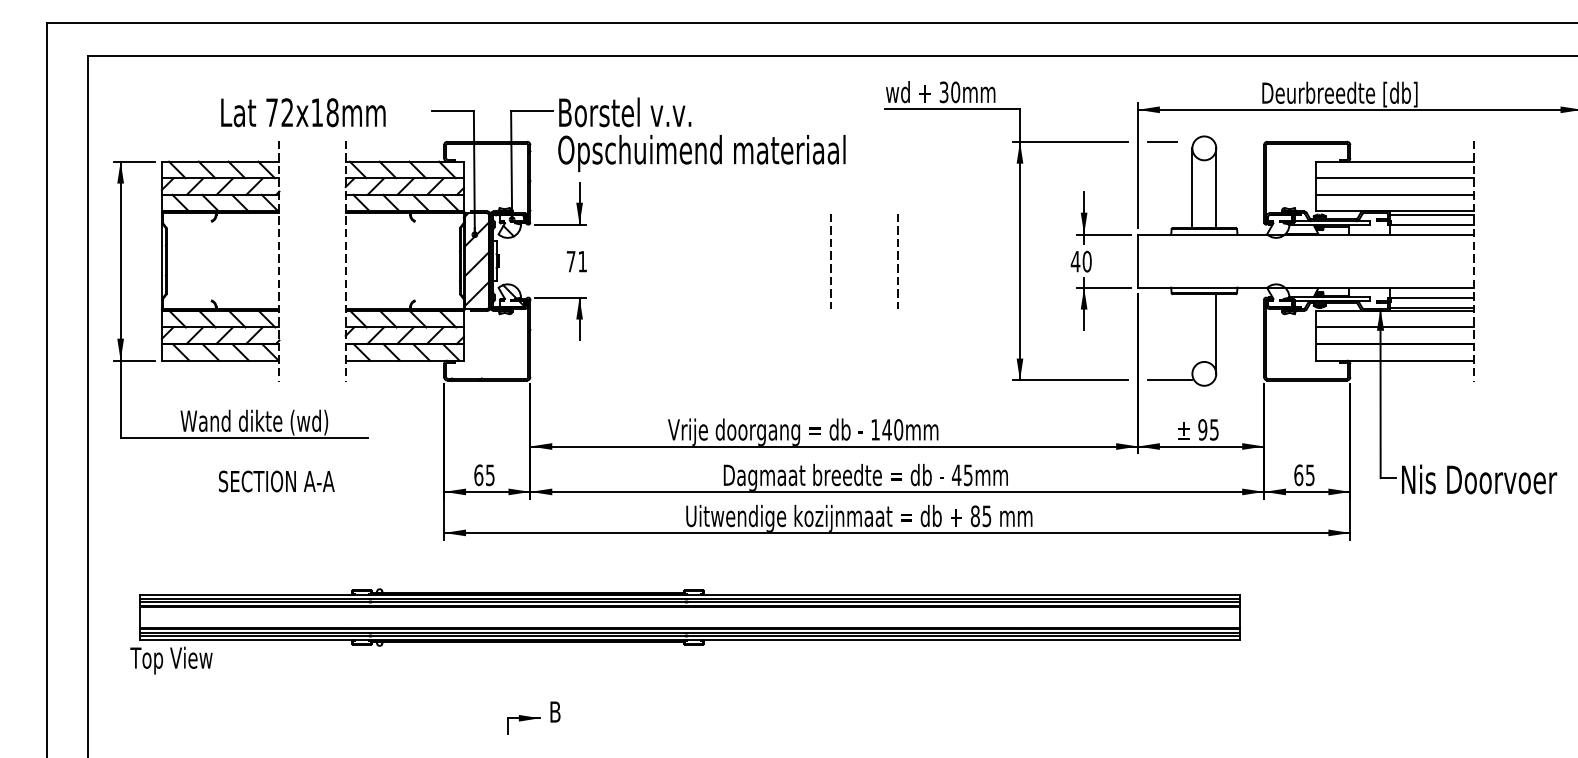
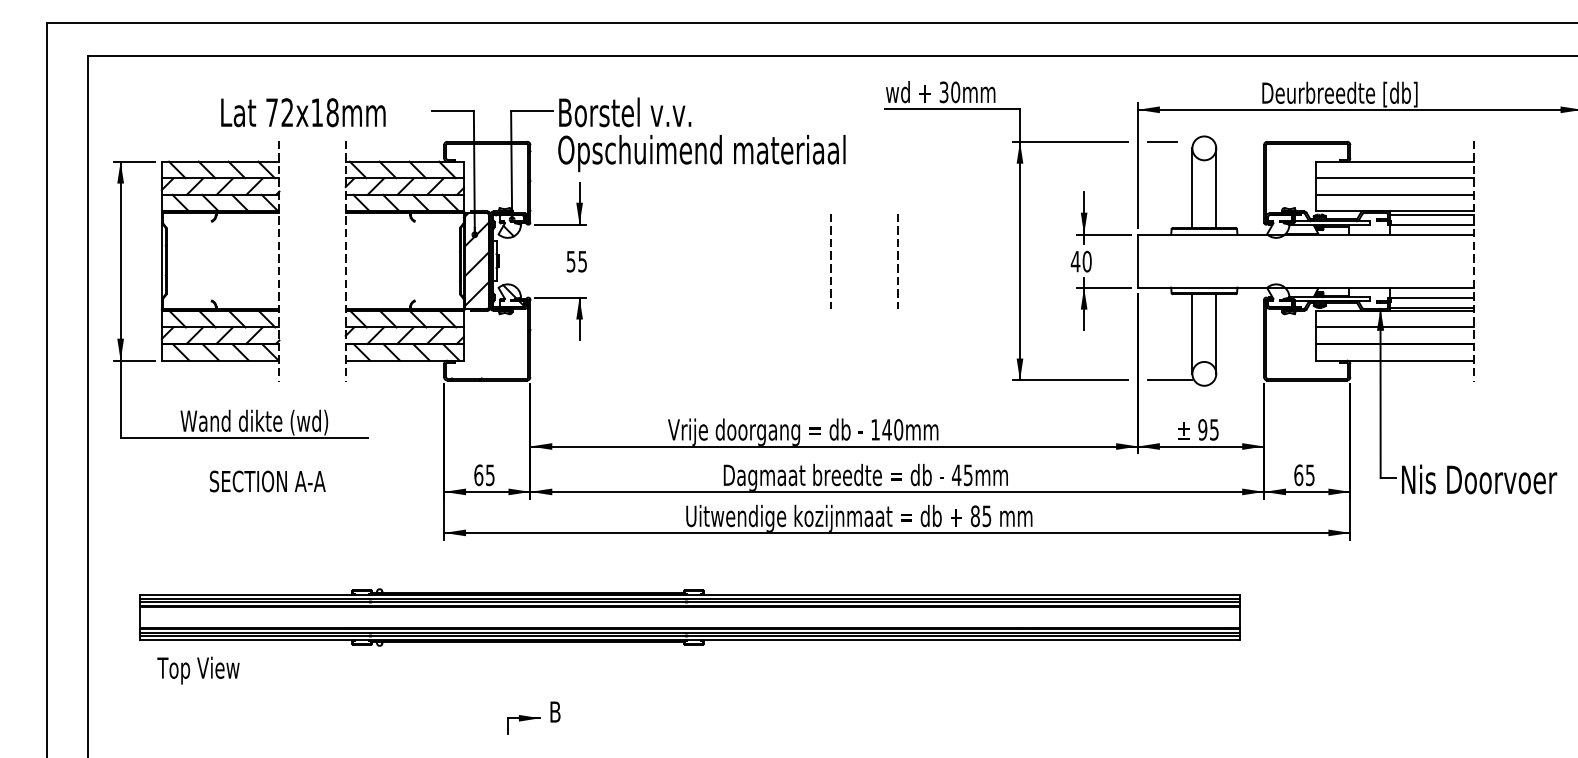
text: 71 -> 55 (576, 261)
line: none -> present (1192, 333)
text position: (276, 481) -> (267, 481) (267, 481)
text position: (171, 660) -> (198, 670) (198, 670)
